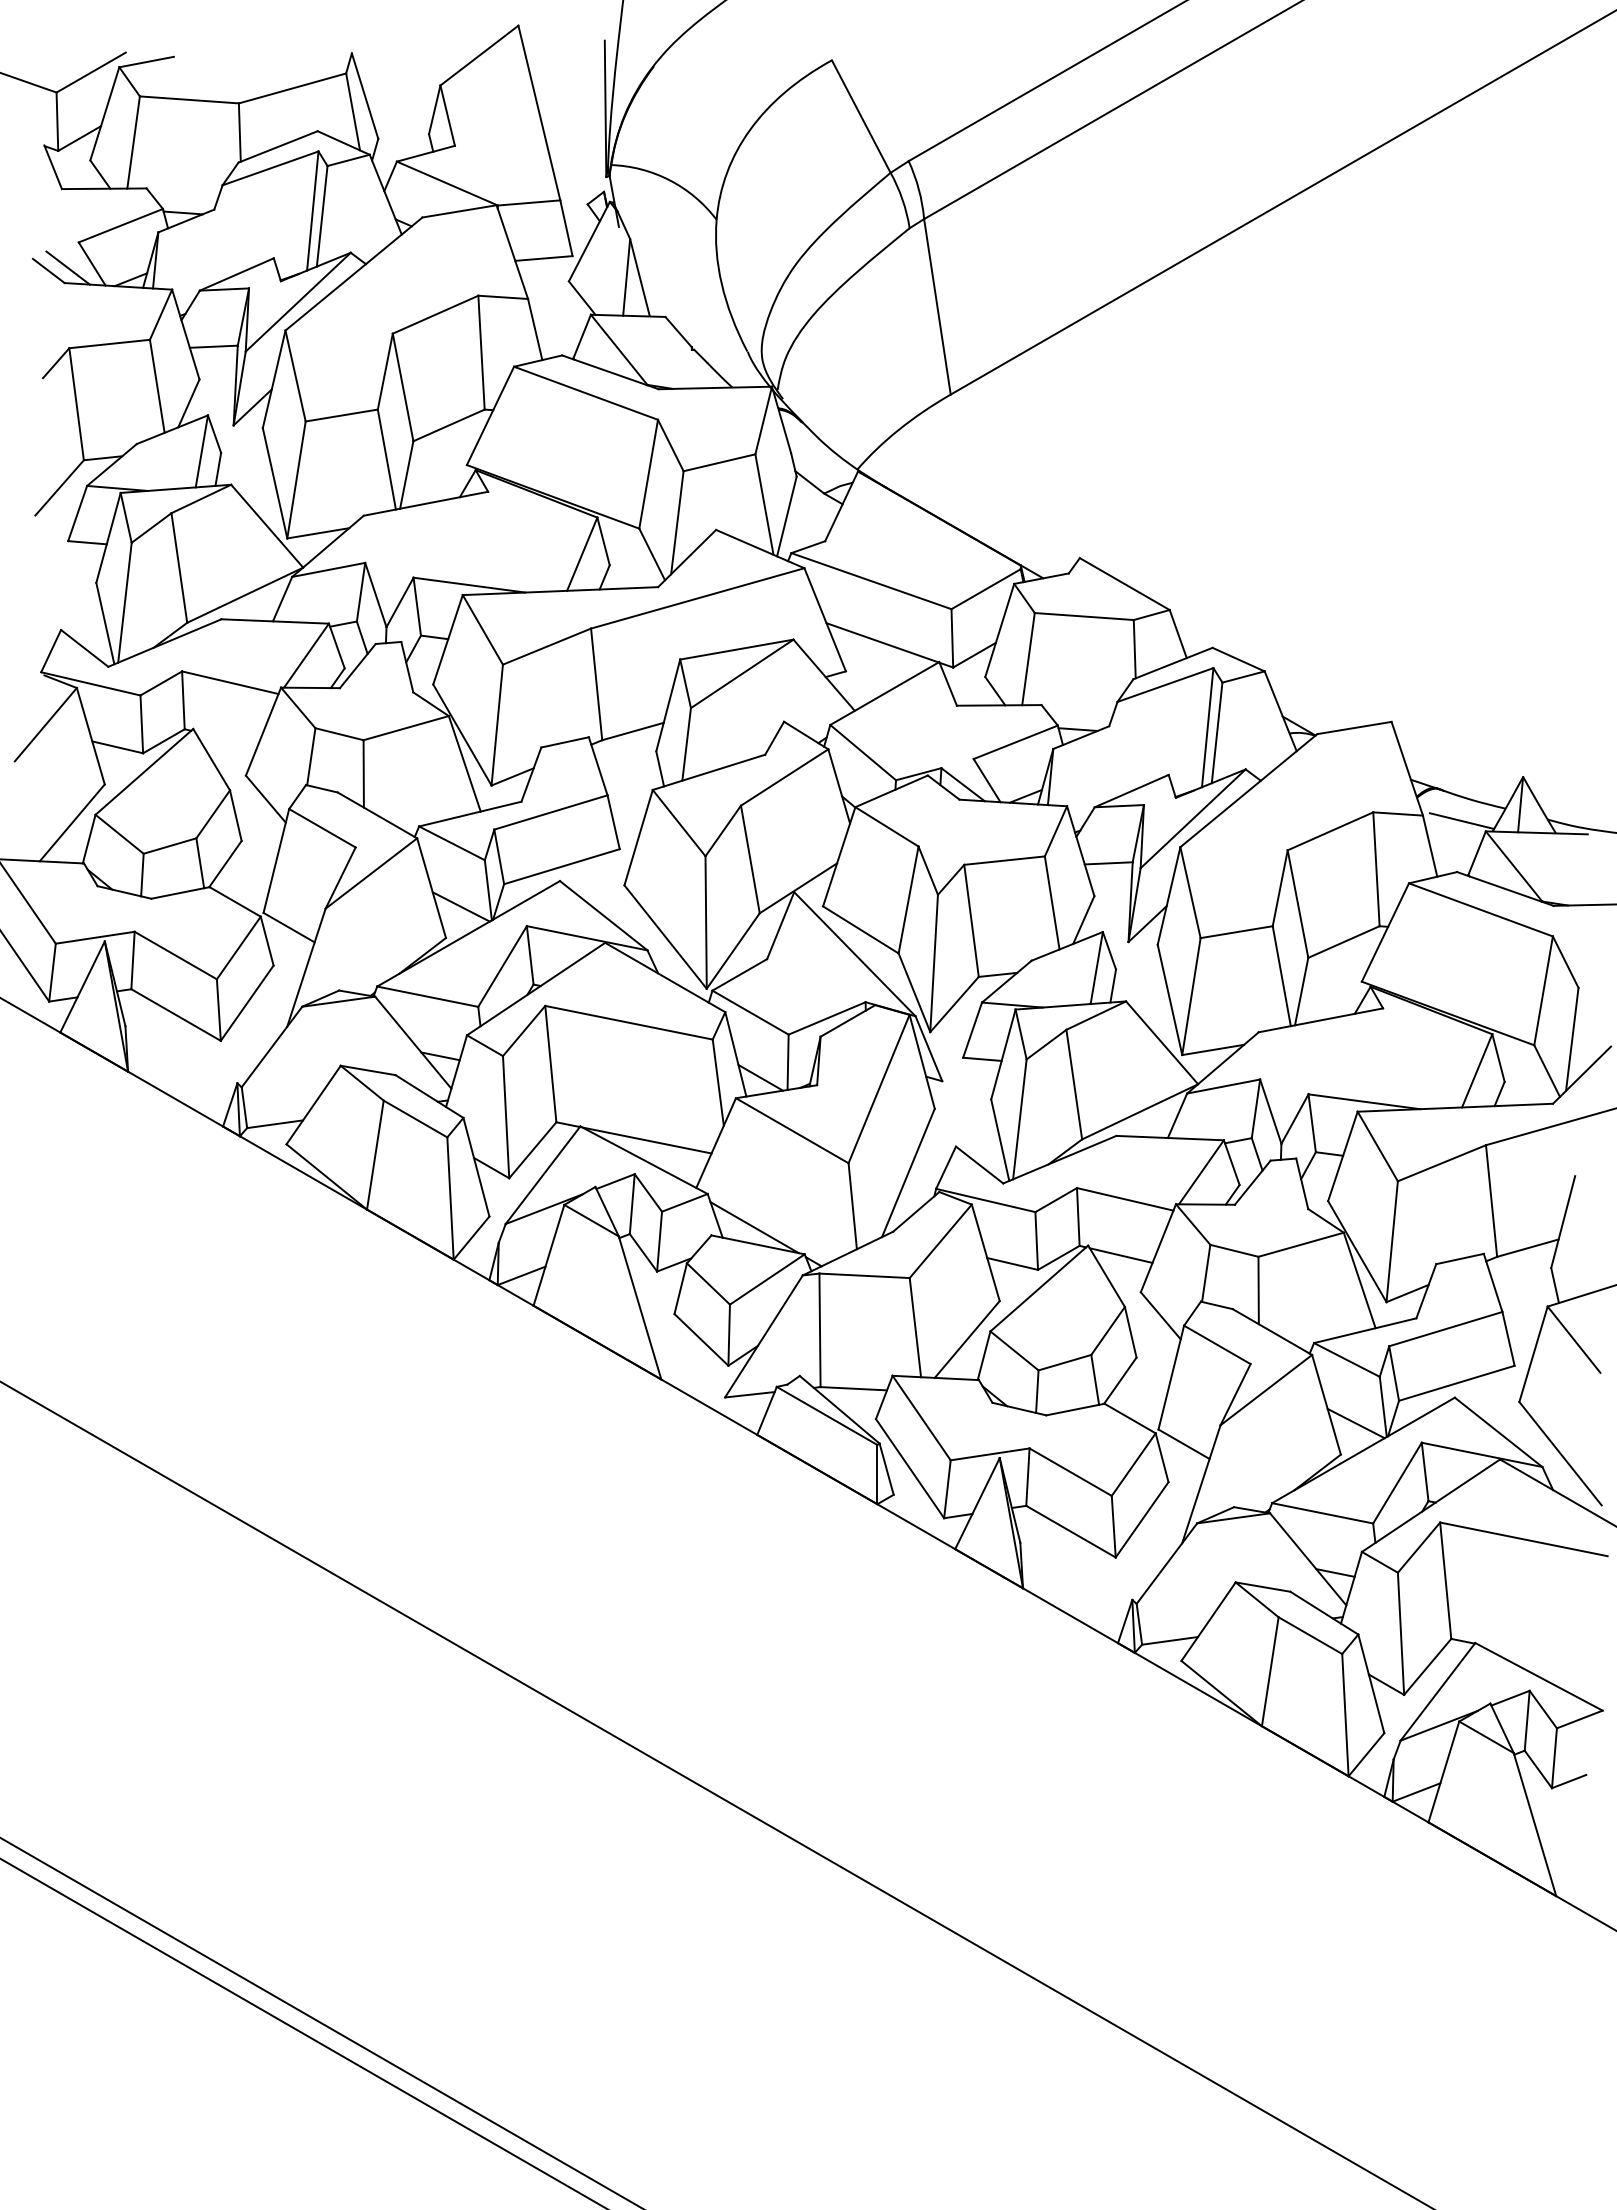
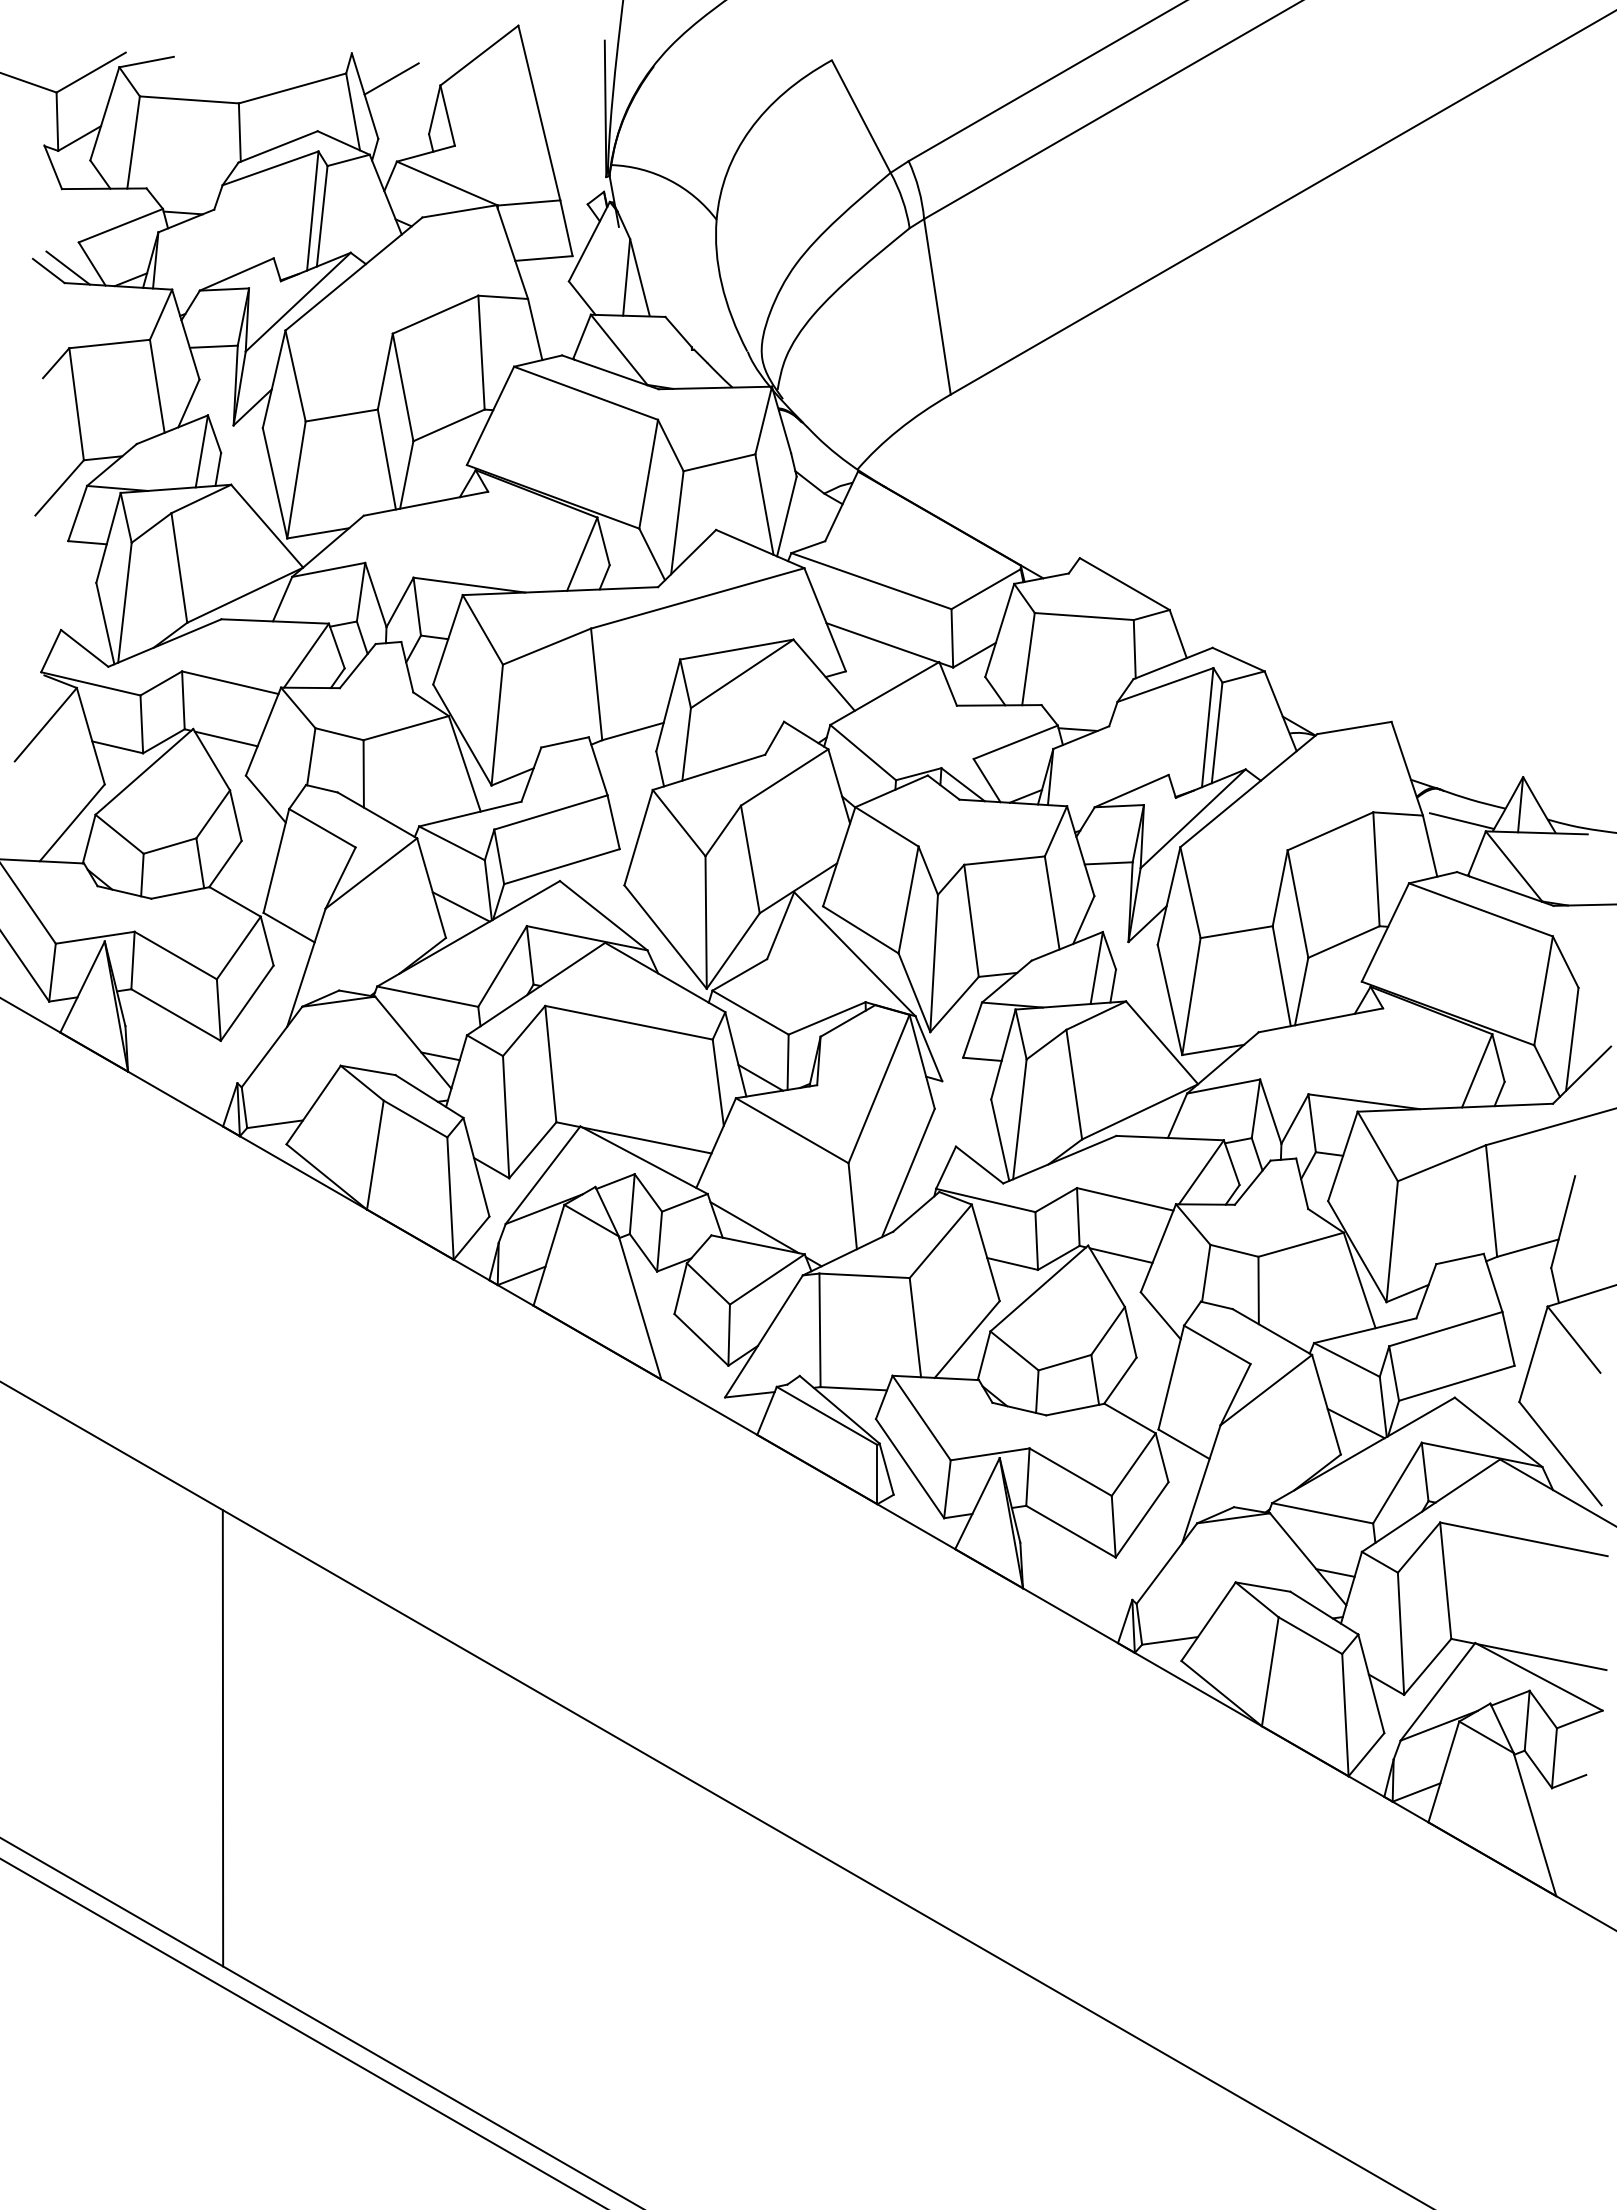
line: none -> present (391, 78)
line: none -> present (225, 738)
line: none -> present (1541, 1657)
line: none -> present (222, 1738)
